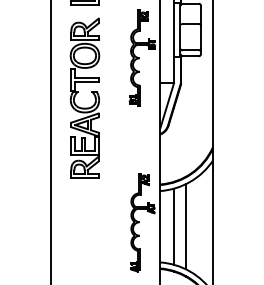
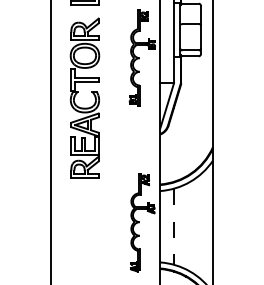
line: present -> none (186, 226)
line: solid -> dashed (174, 227)
